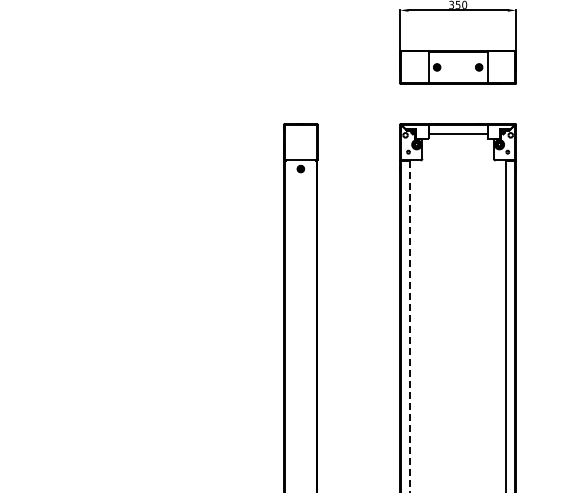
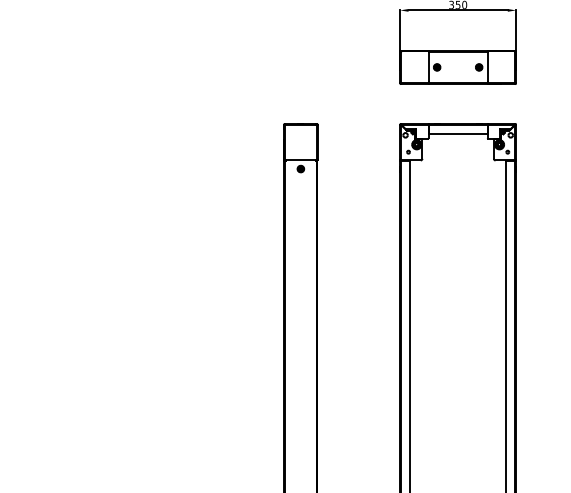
line: dashed -> solid (410, 326)
